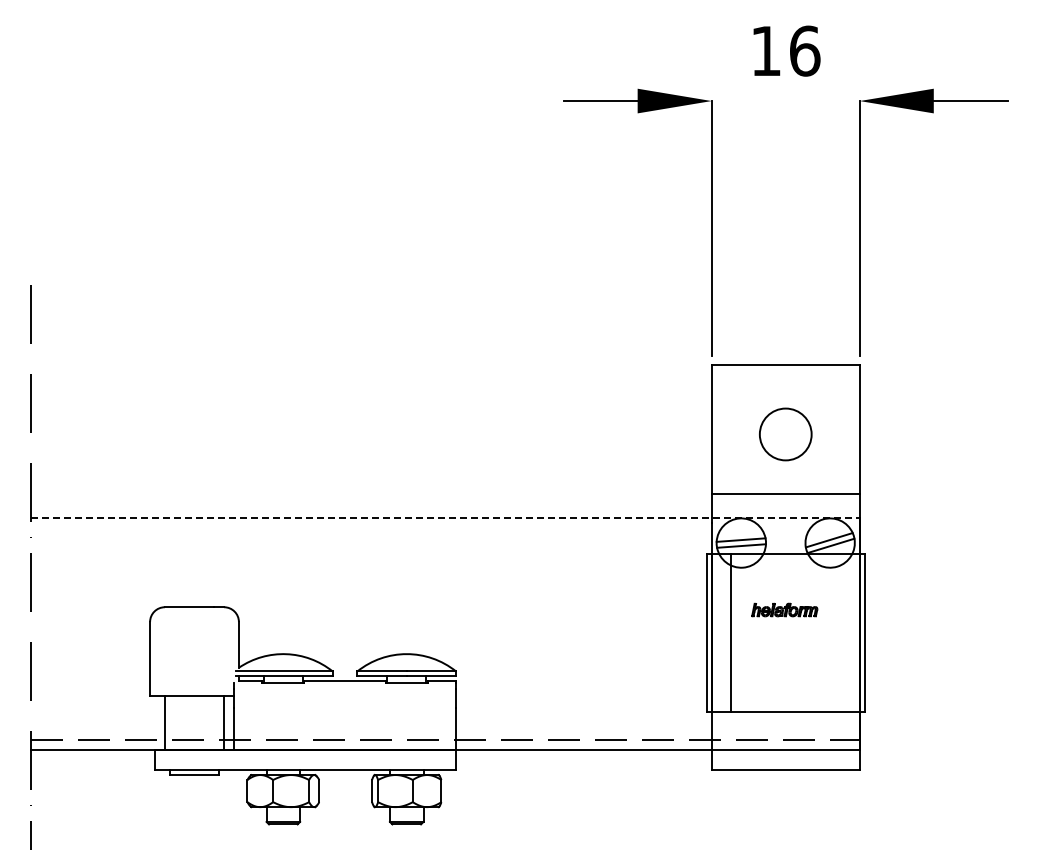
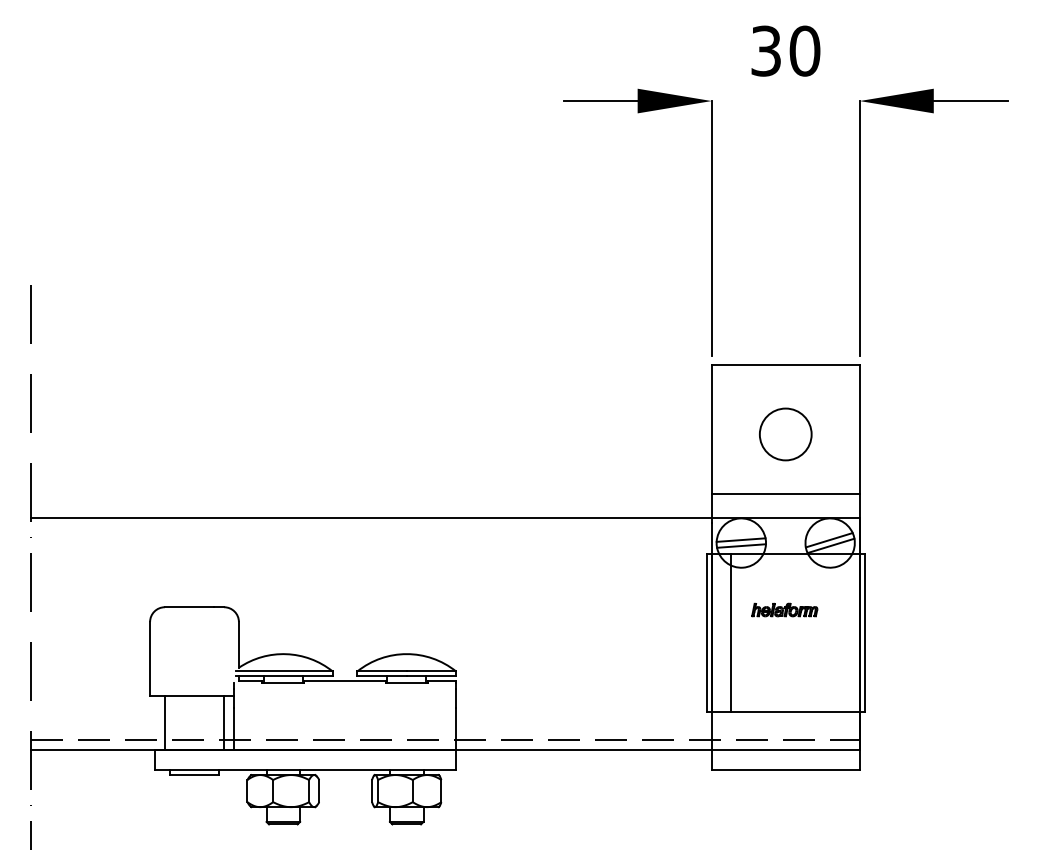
text: 16 -> 30 (785, 50)
line: dashed -> solid (445, 518)
